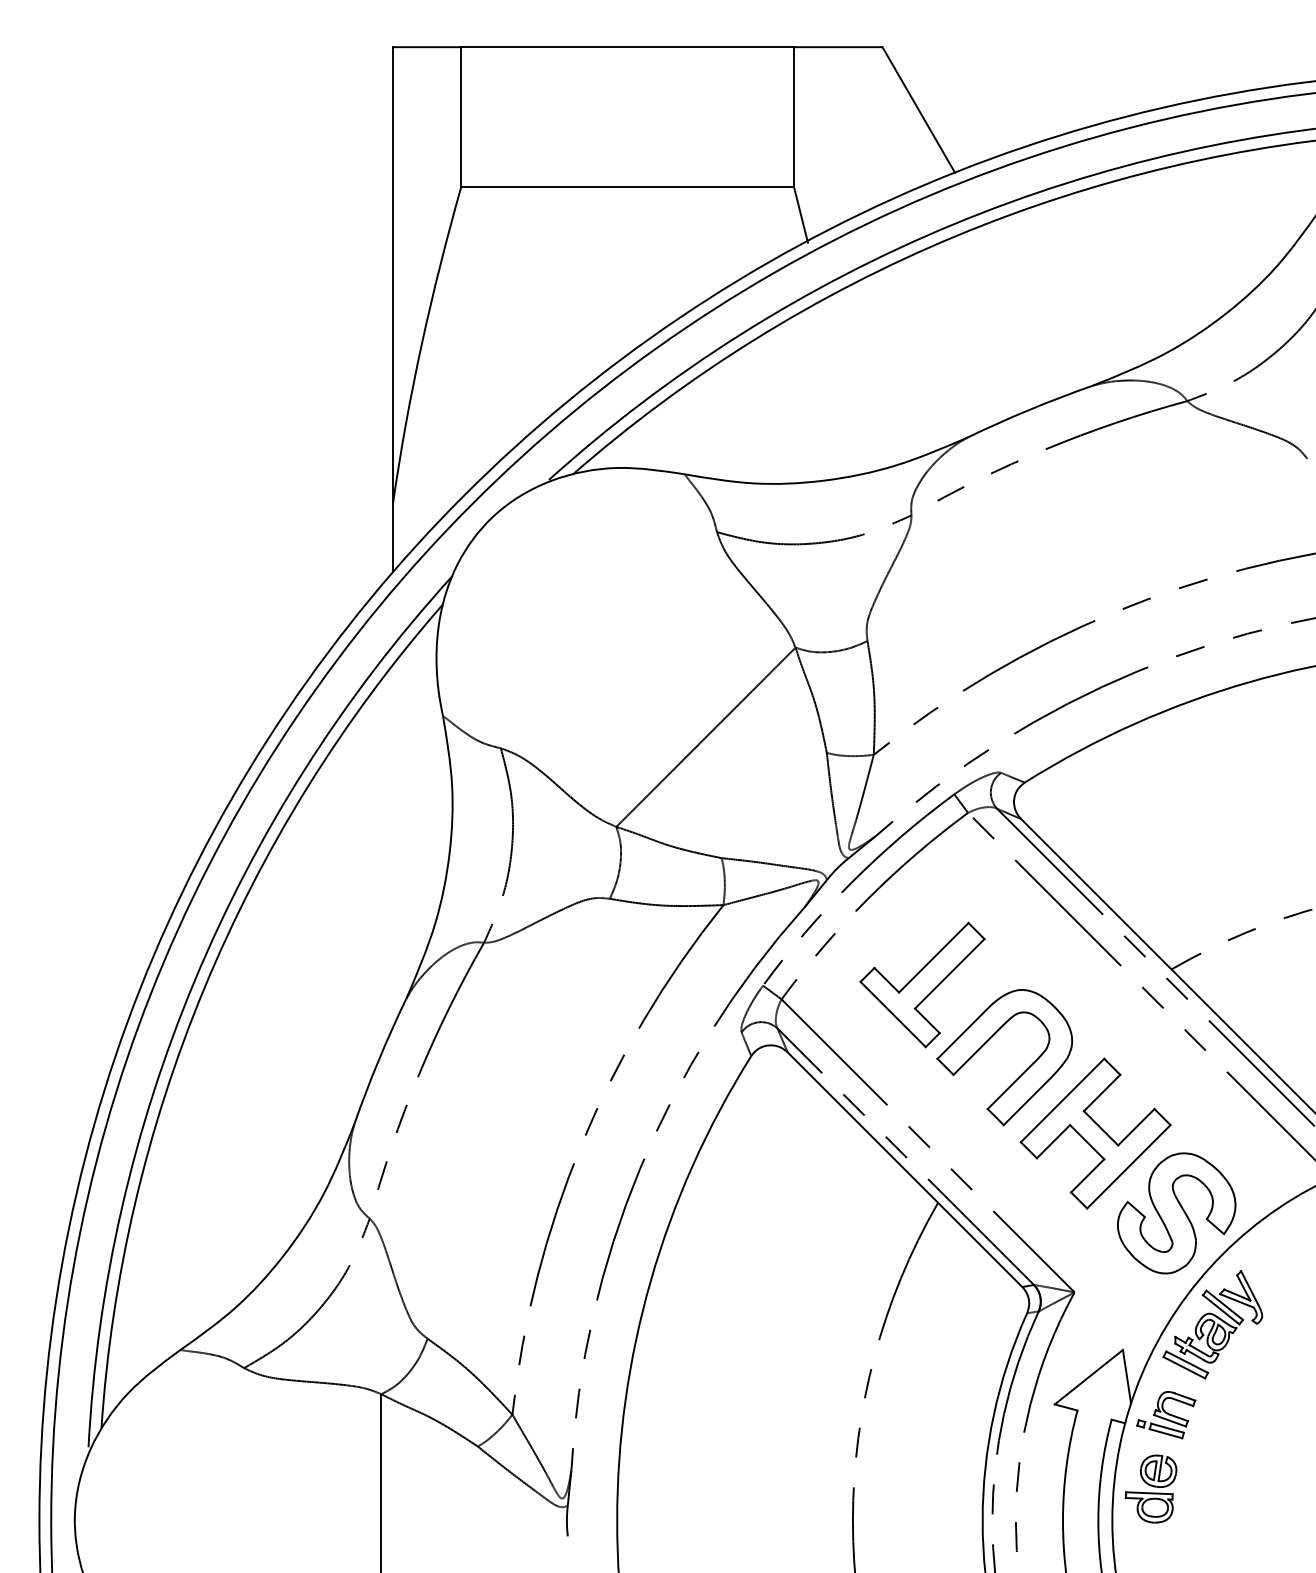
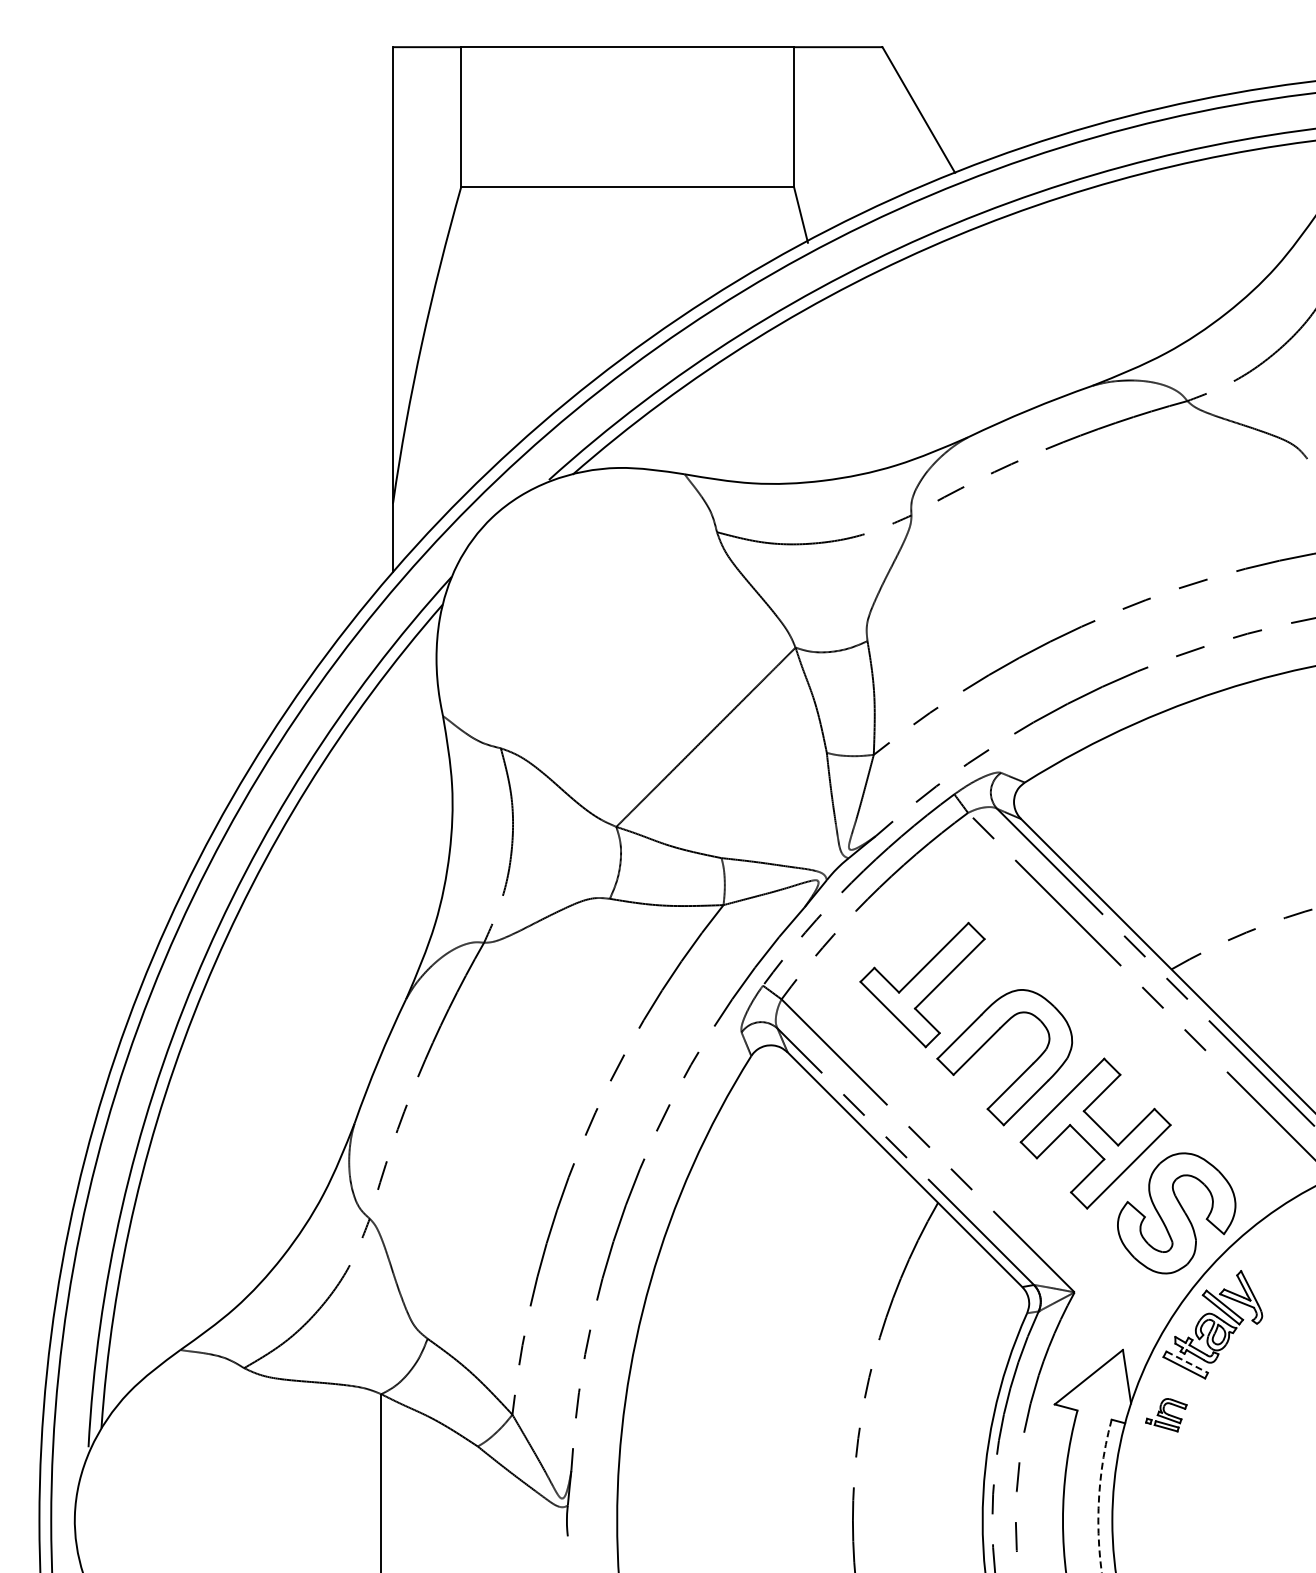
line: solid -> dashed (1187, 1362)
part size: 61x49 px -> 43x35 px (1166, 1415)
part: present -> none (1150, 1488)
arc: solid -> dashed (1099, 1496)
